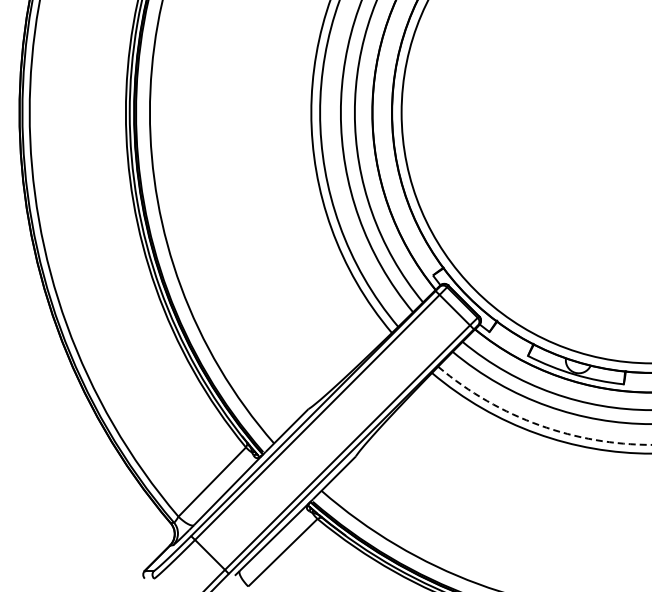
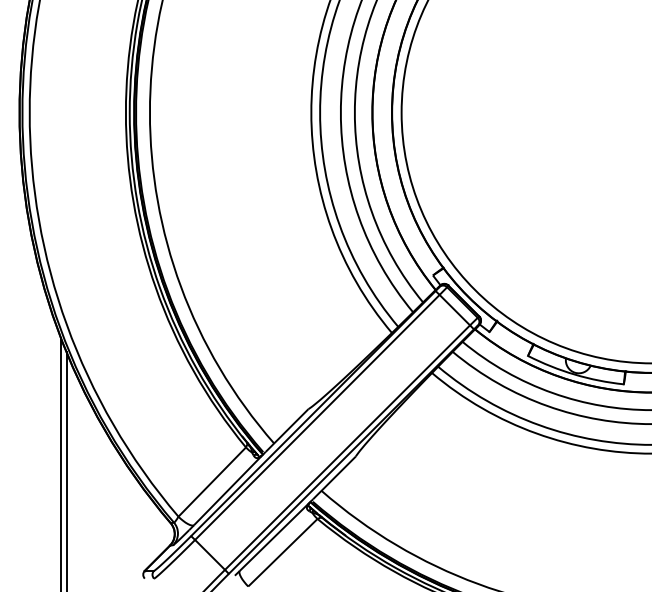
arc: dashed -> solid (539, 425)
line: none -> present (61, 463)
line: none -> present (66, 470)
